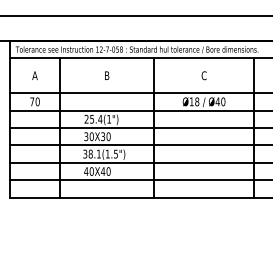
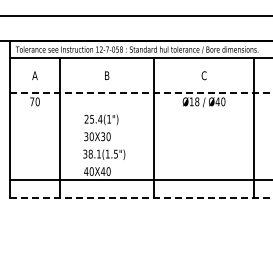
line: solid -> dashed (141, 93)
line: present -> none (139, 110)
line: present -> none (139, 128)
line: present -> none (139, 145)
line: present -> none (139, 162)
line: solid -> dashed (141, 197)
